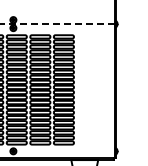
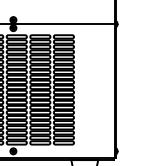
line: dashed -> solid (57, 24)
